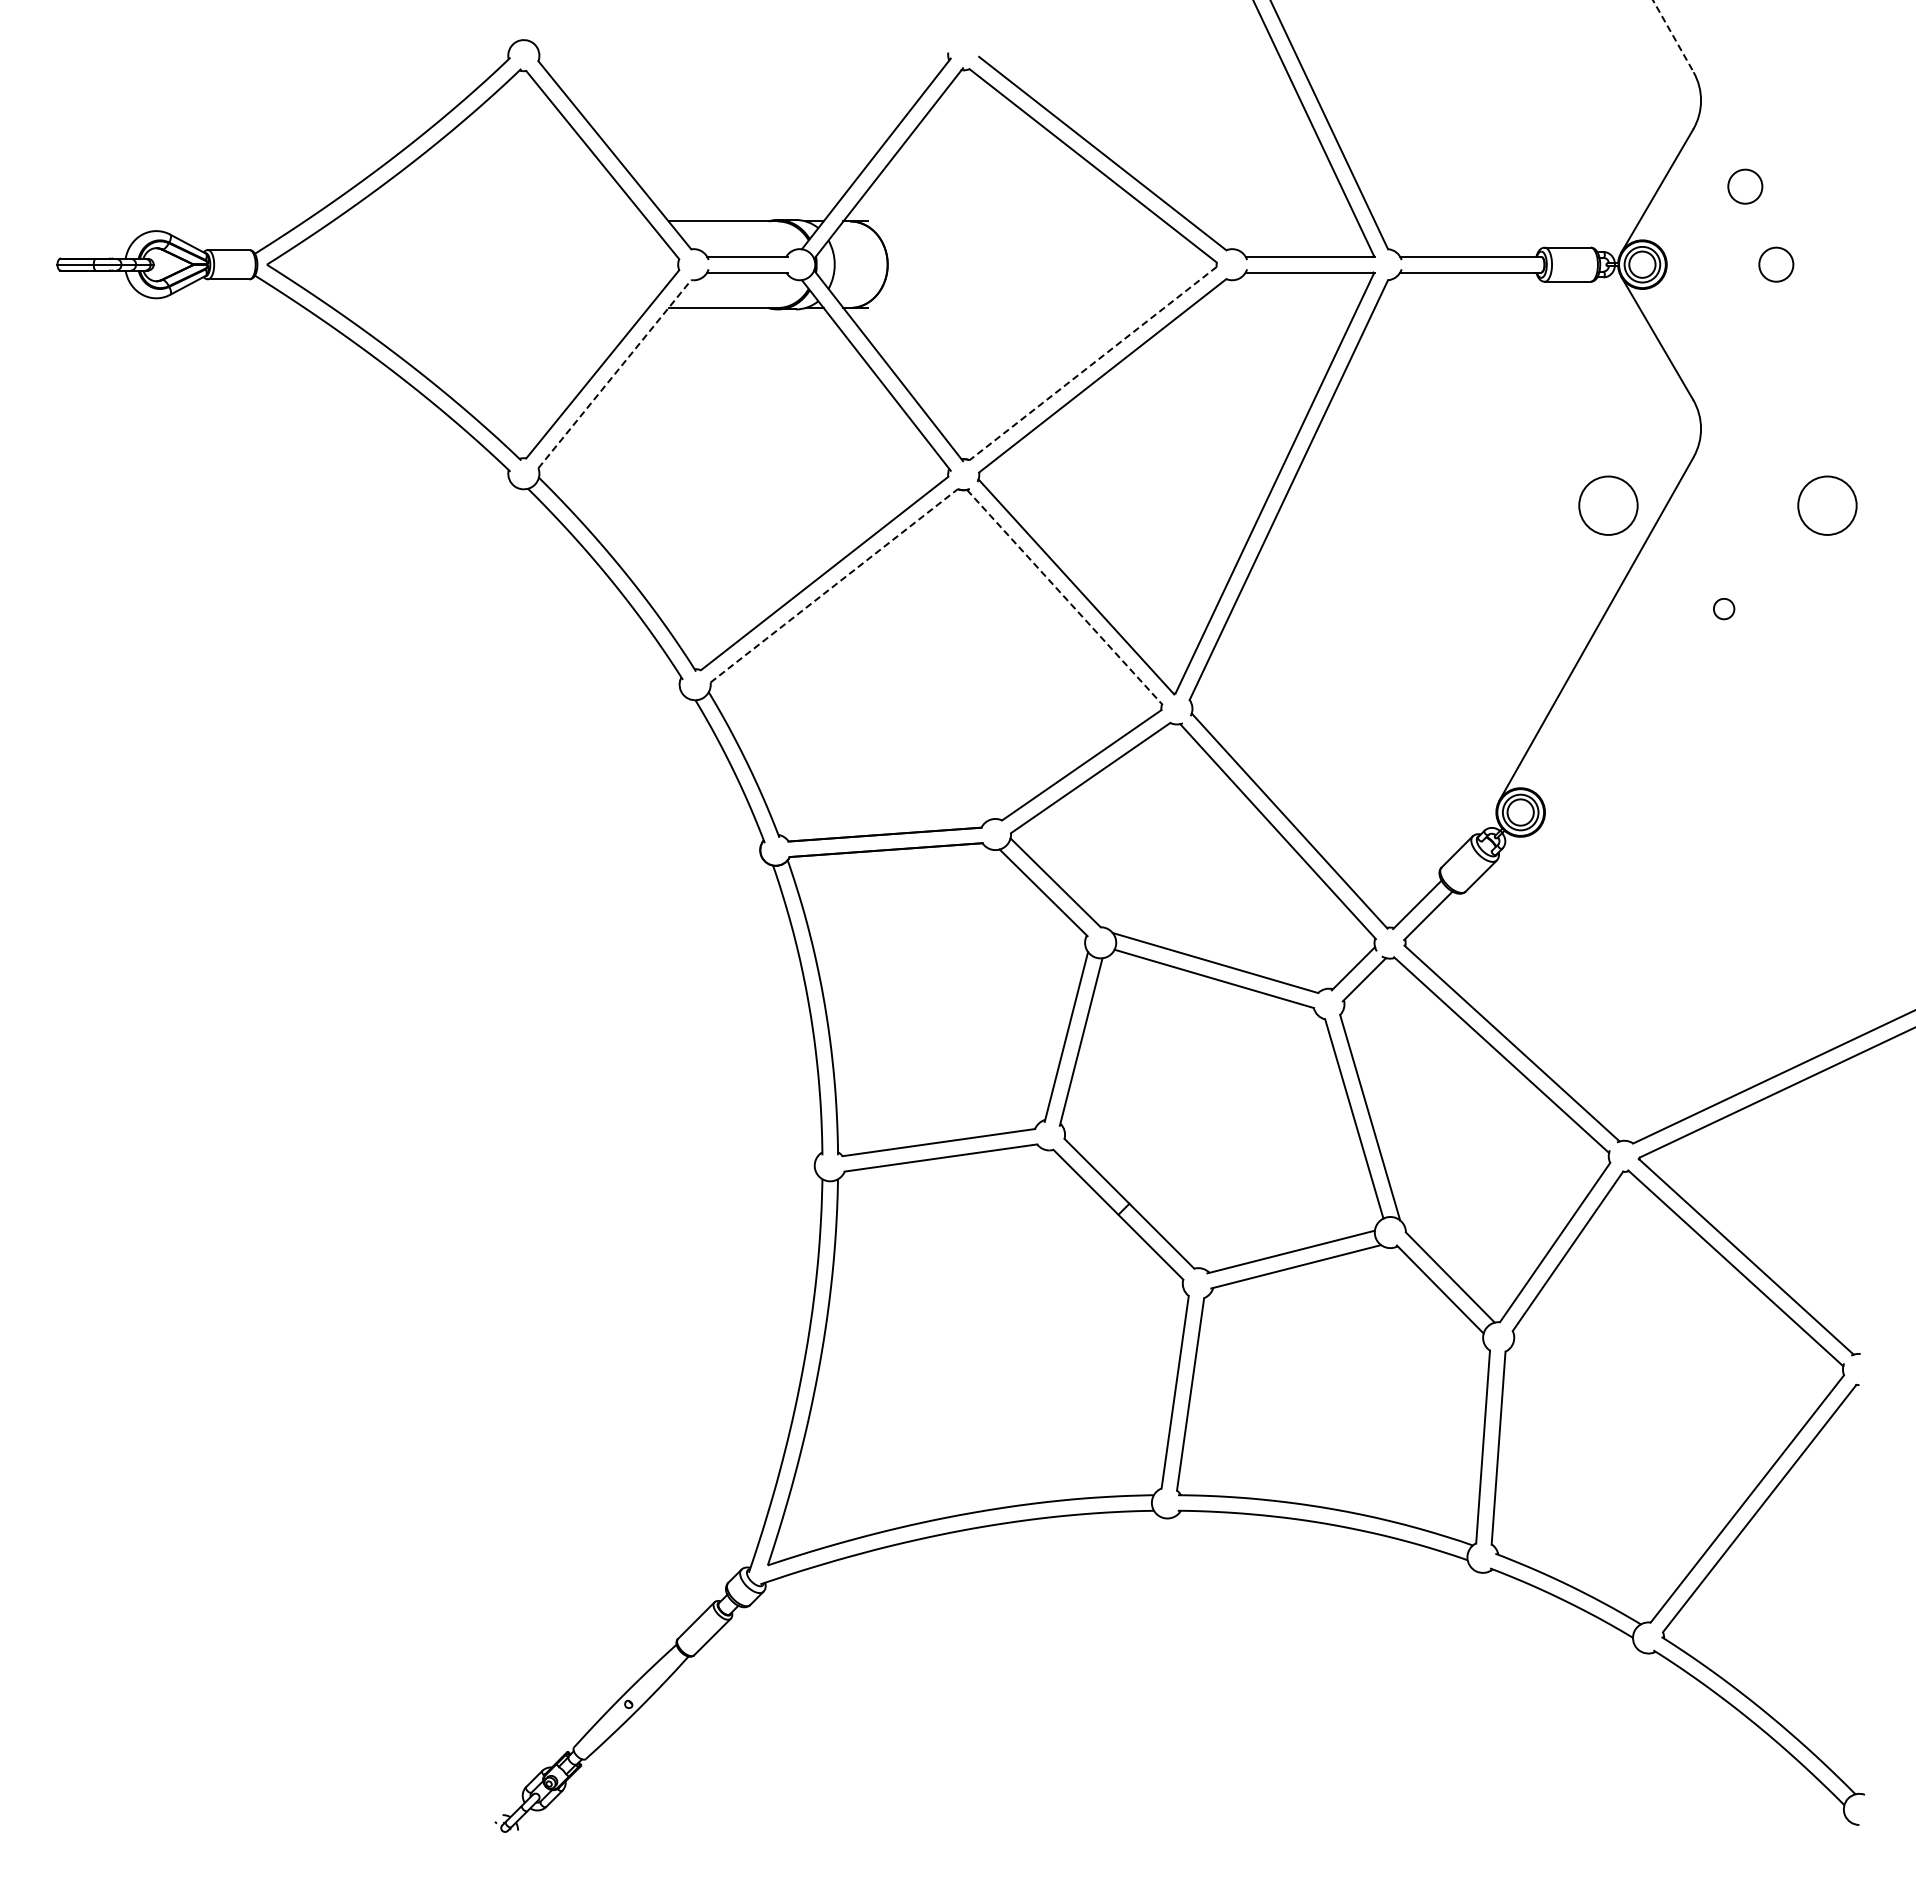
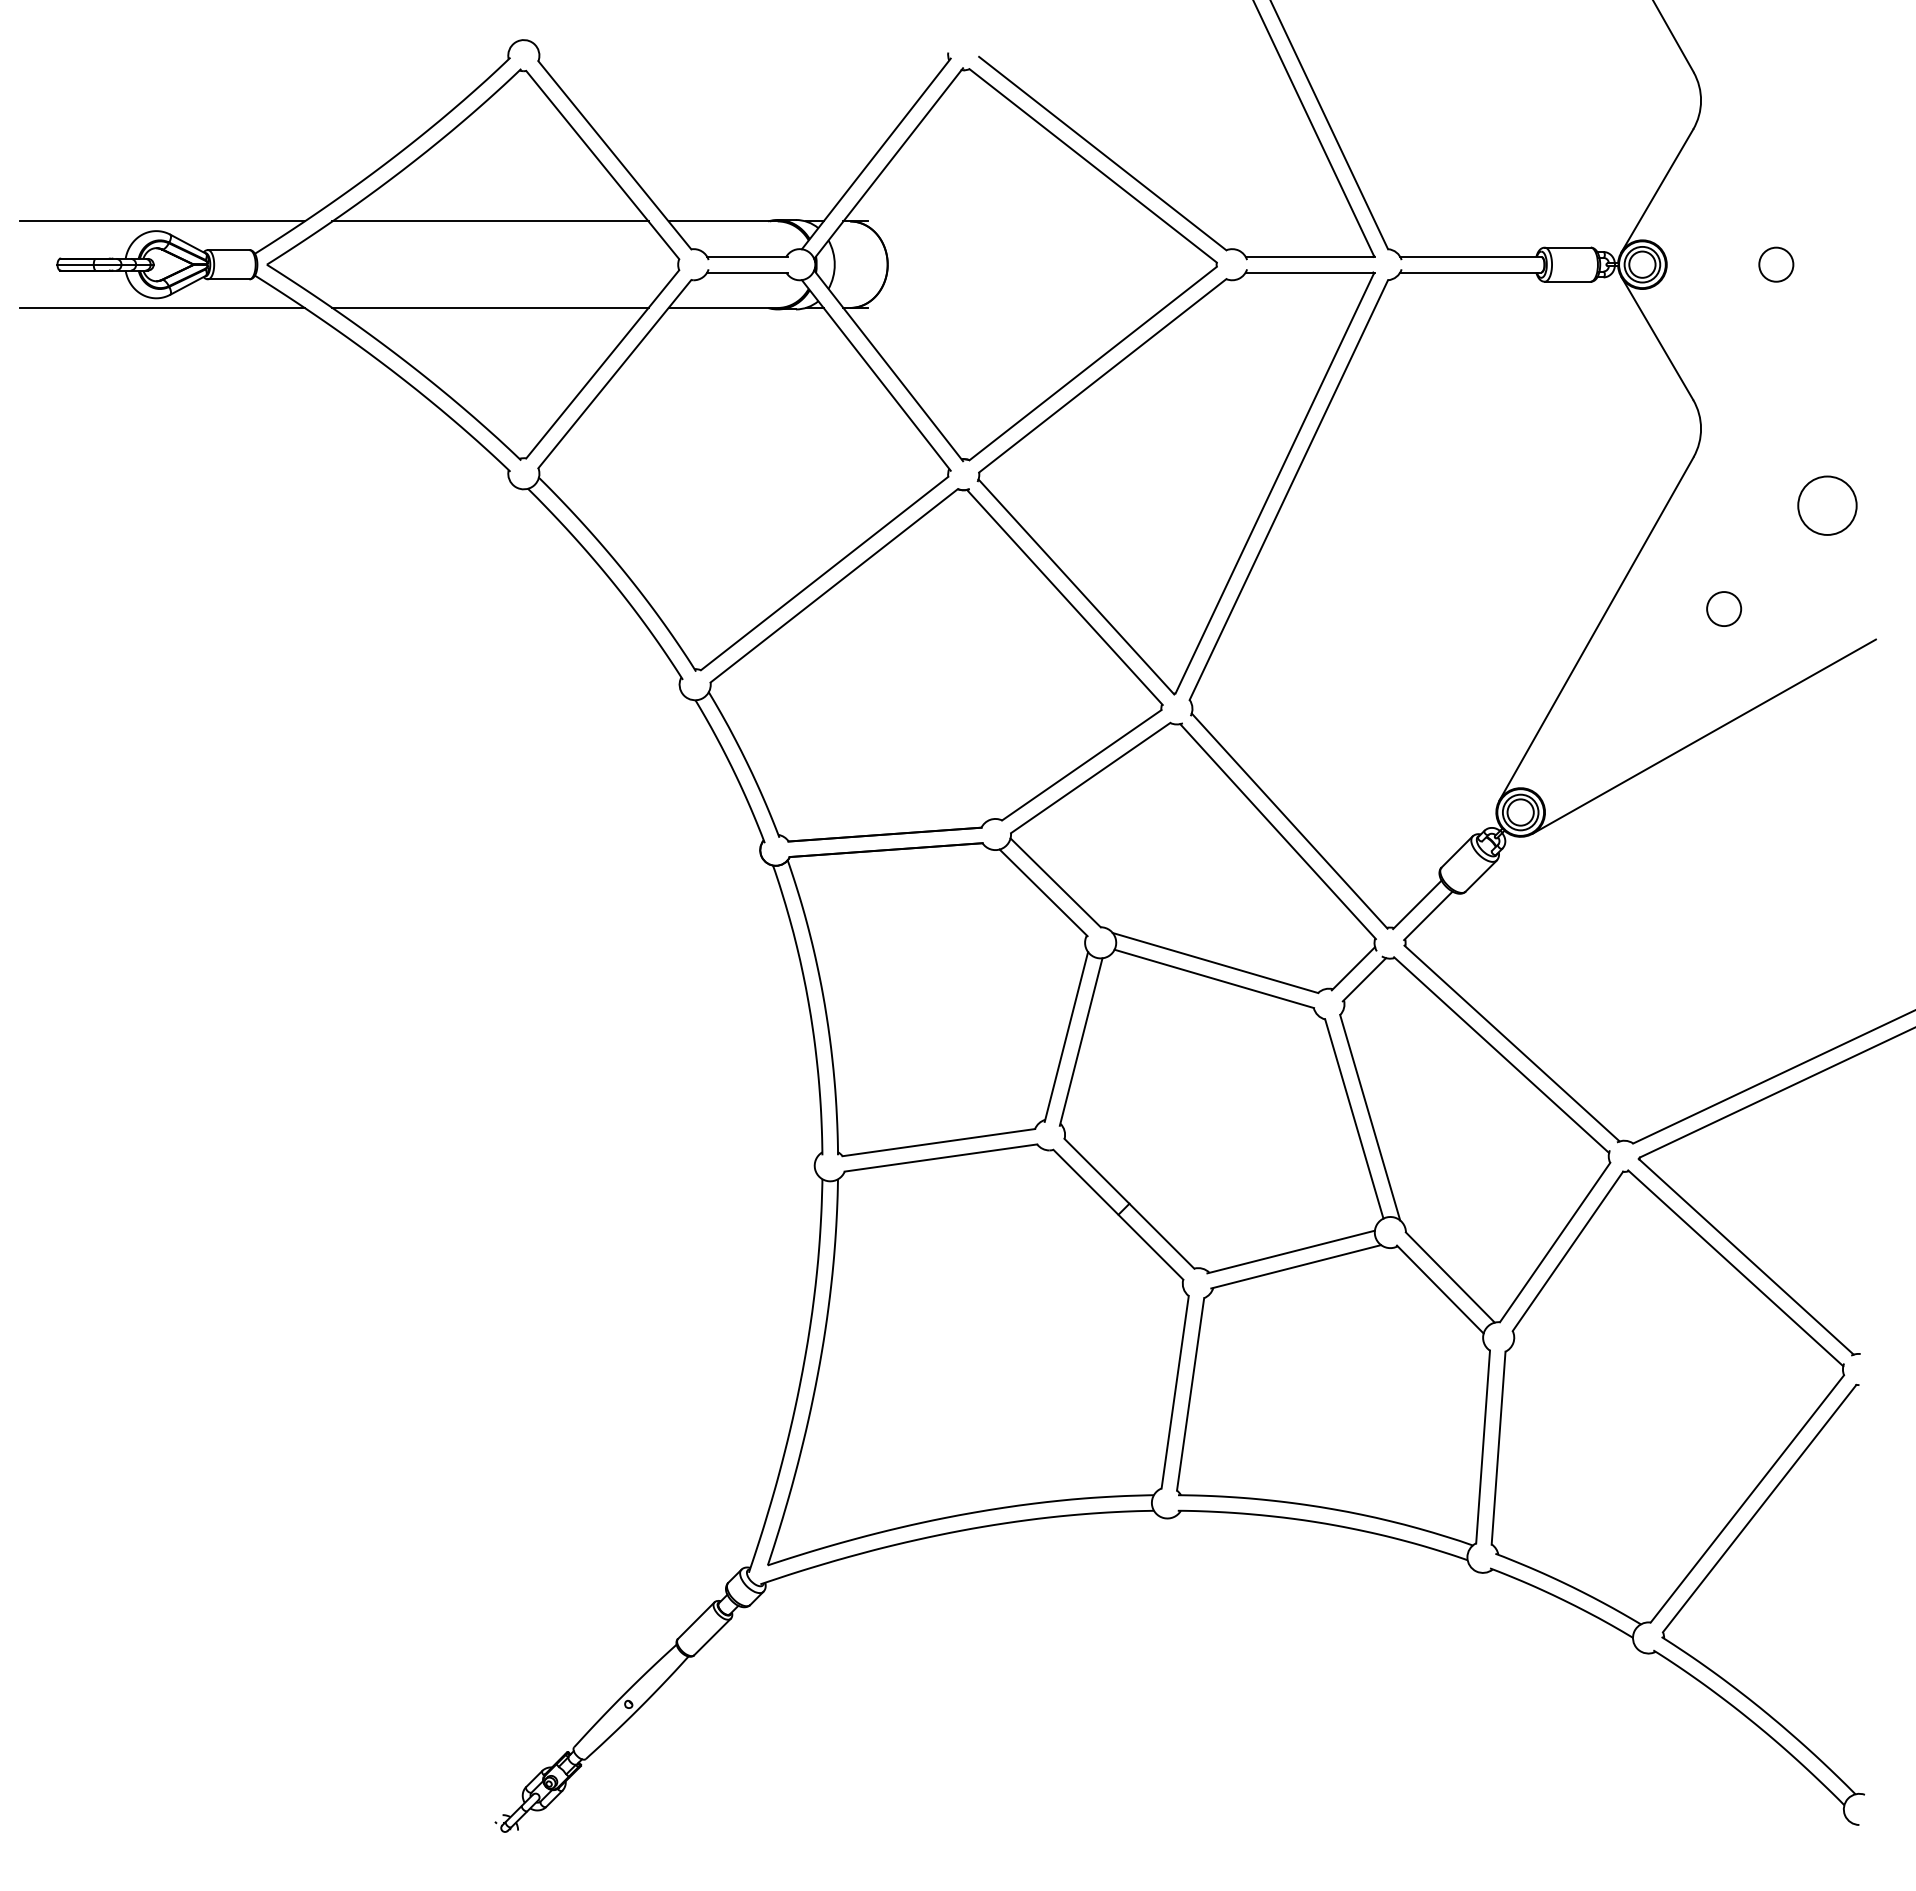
line: dashed -> solid (1673, 36)
circle: present -> none (1745, 186)
line: none -> present (162, 221)
line: none -> present (490, 221)
line: none -> present (162, 308)
line: none -> present (490, 308)
line: dashed -> solid (1093, 363)
line: dashed -> solid (615, 373)
circle: present -> none (1608, 505)
line: dashed -> solid (834, 585)
line: dashed -> solid (1065, 597)
circle diameter: 20 px -> 34 px (1724, 609)
line: none -> present (1703, 736)
